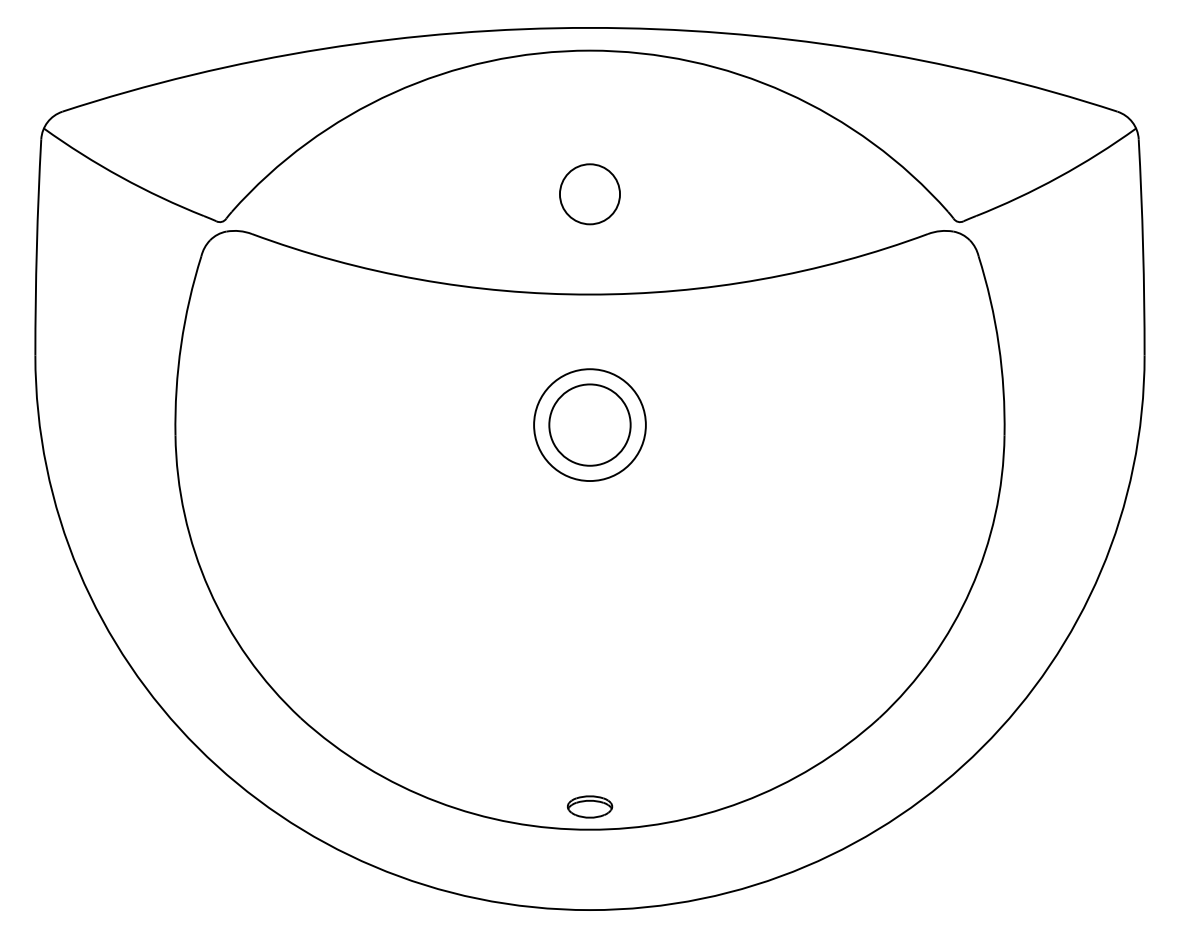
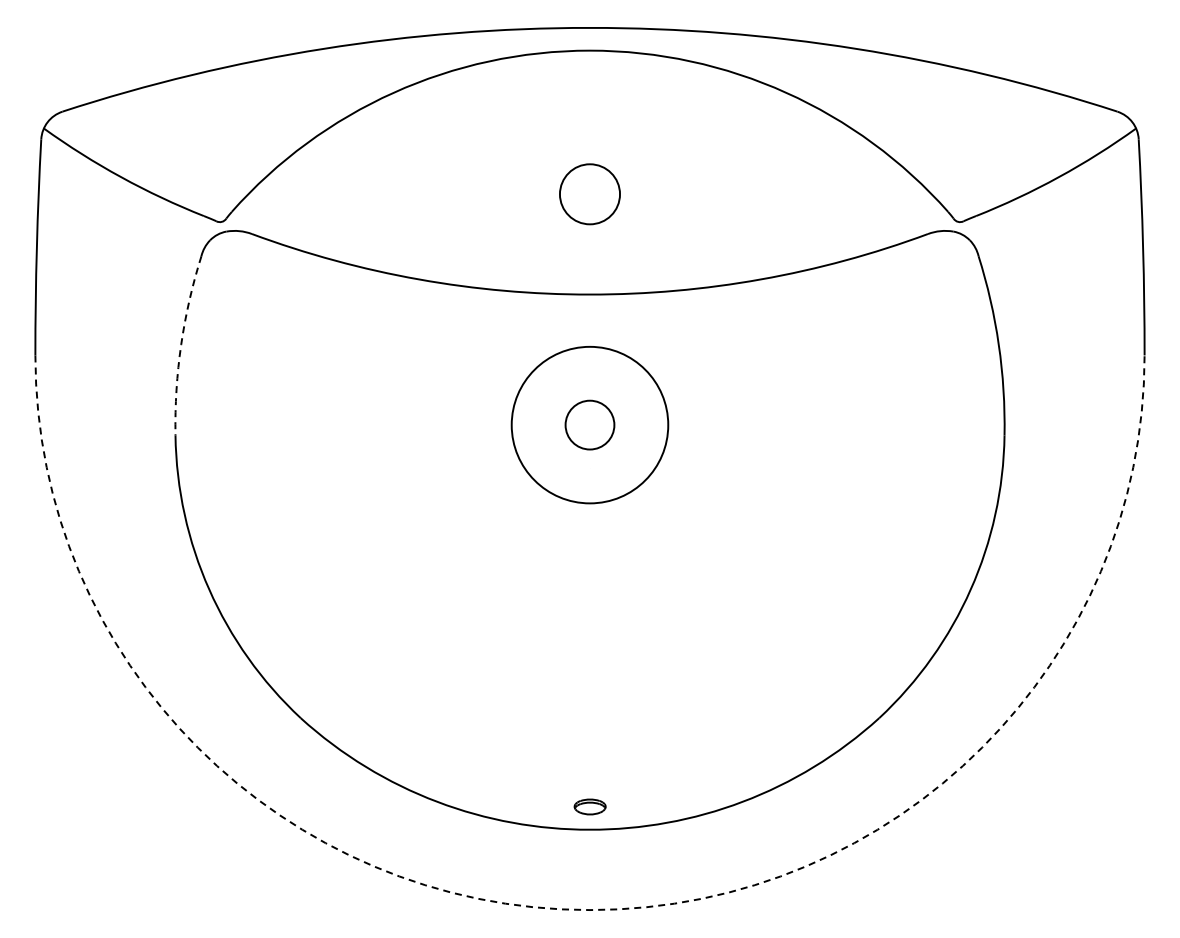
arc: solid -> dashed (181, 344)
circle diameter: 81 px -> 49 px (589, 424)
circle diameter: 112 px -> 157 px (589, 424)
part size: 47x24 px -> 34x18 px (589, 806)
arc: solid -> dashed (589, 910)
